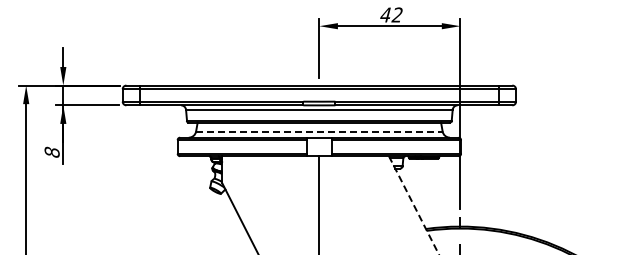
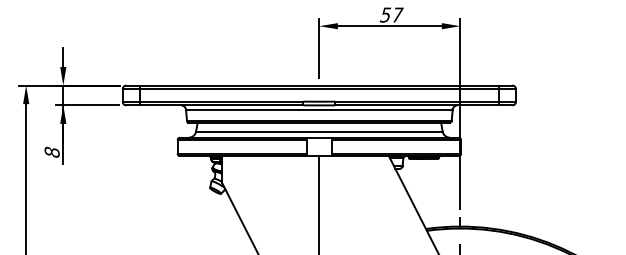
text: 42 -> 57 (391, 14)
line: dashed -> solid (319, 131)
line: dashed -> solid (414, 206)
